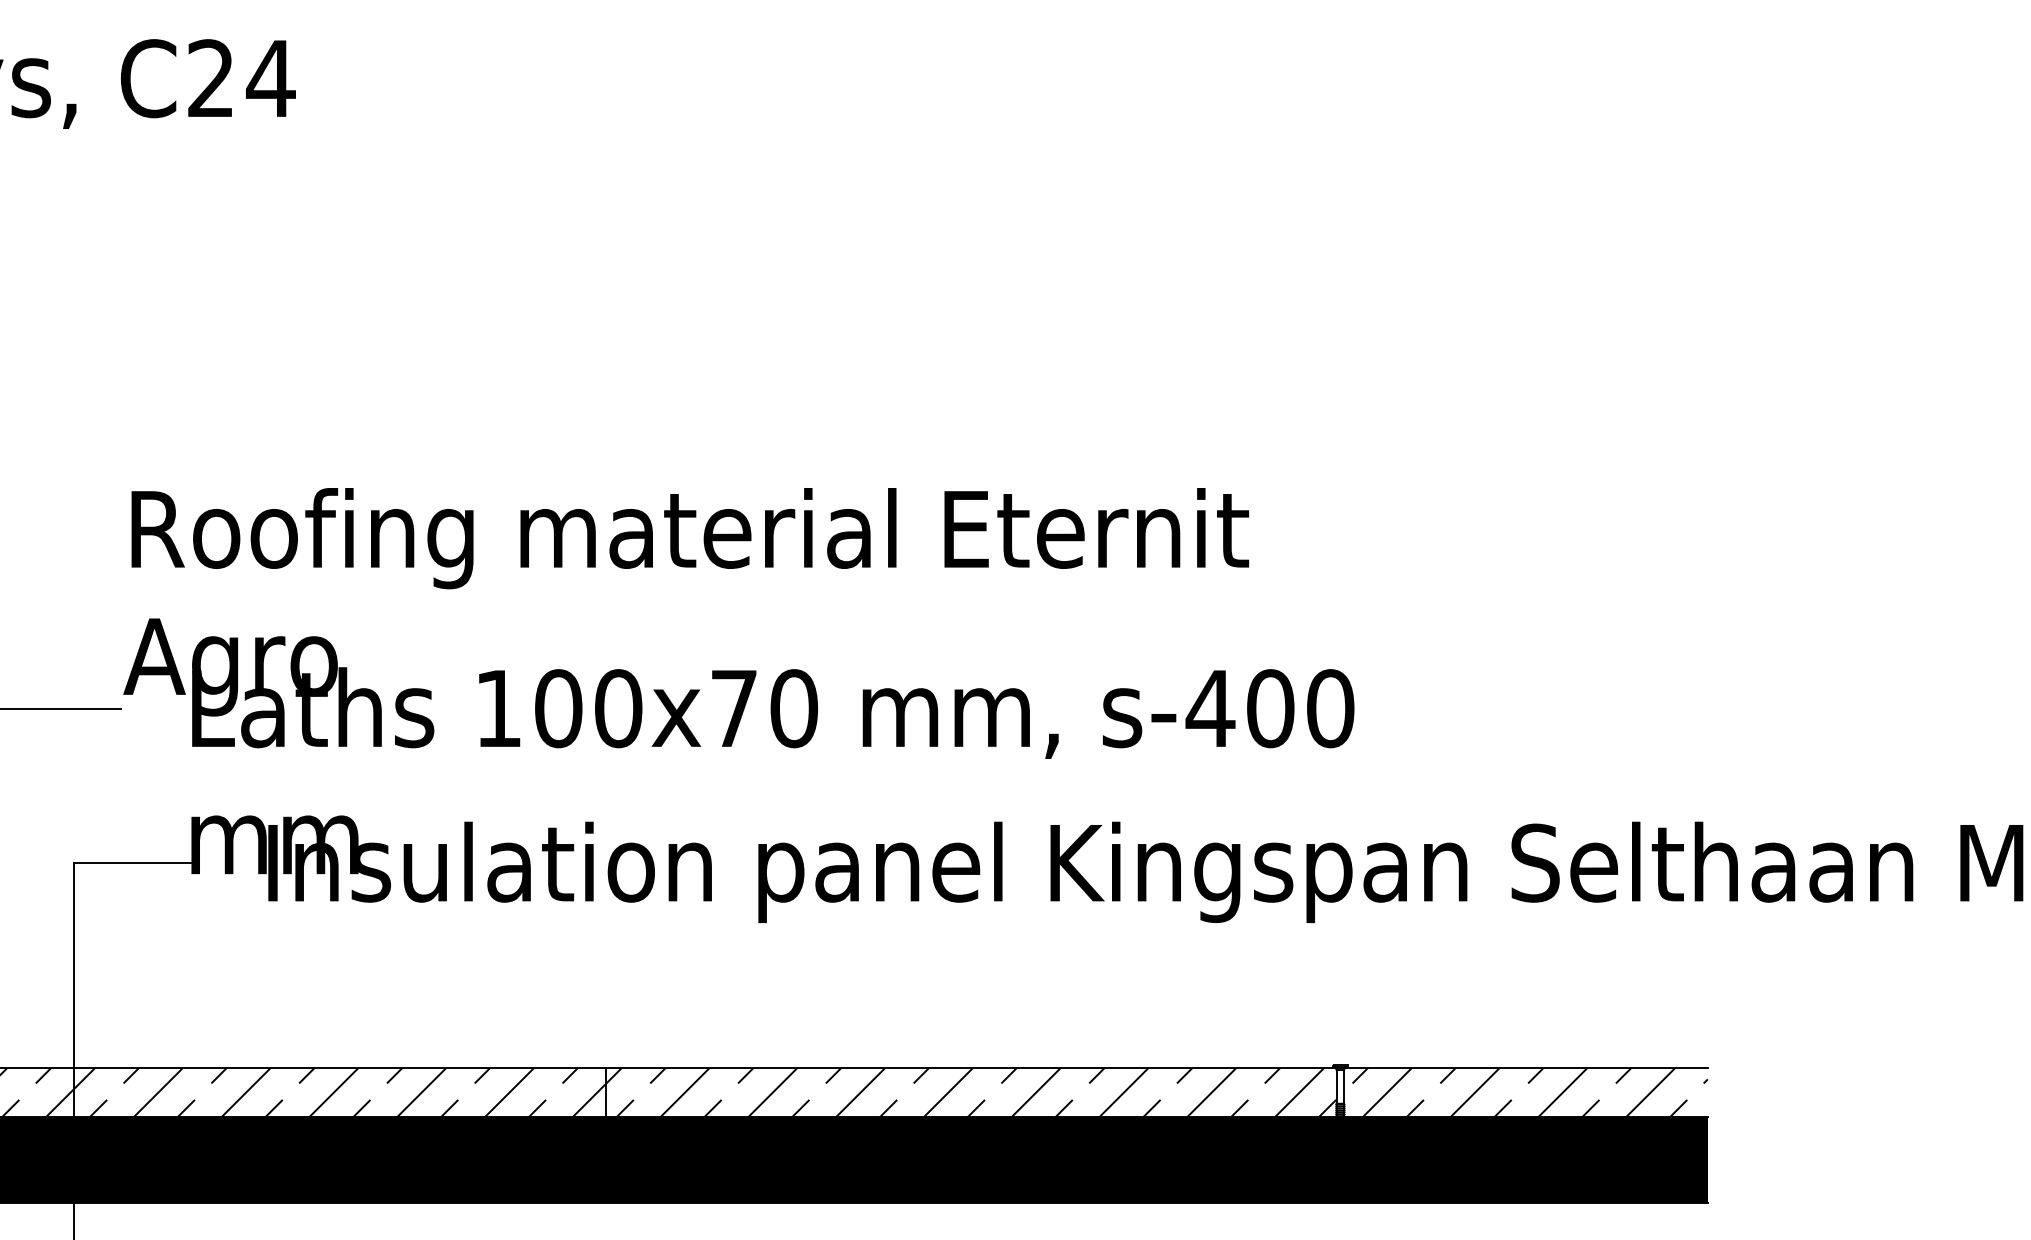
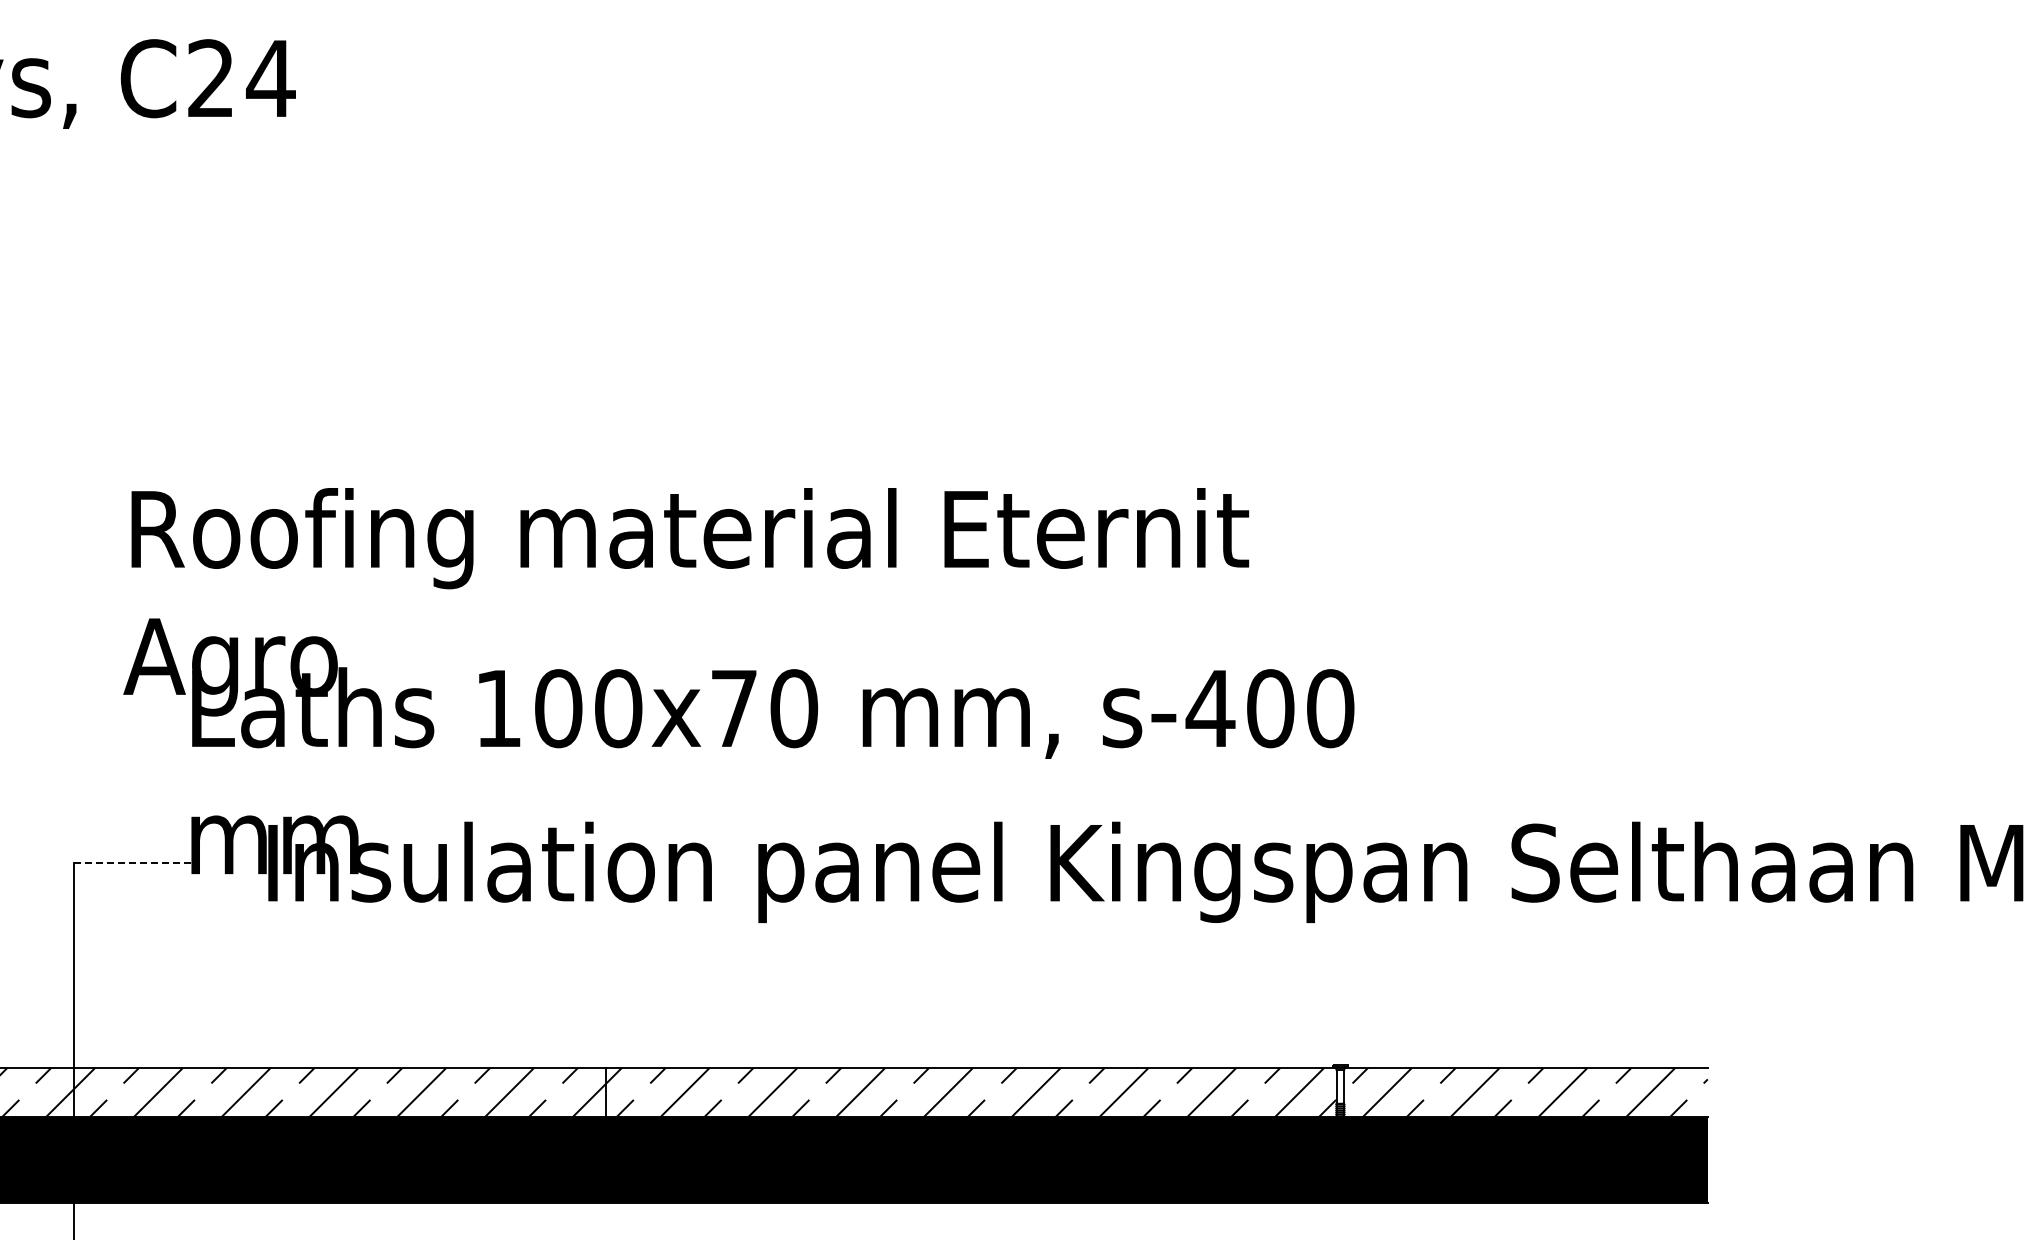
line: present -> none (61, 708)
line: solid -> dashed (136, 863)
